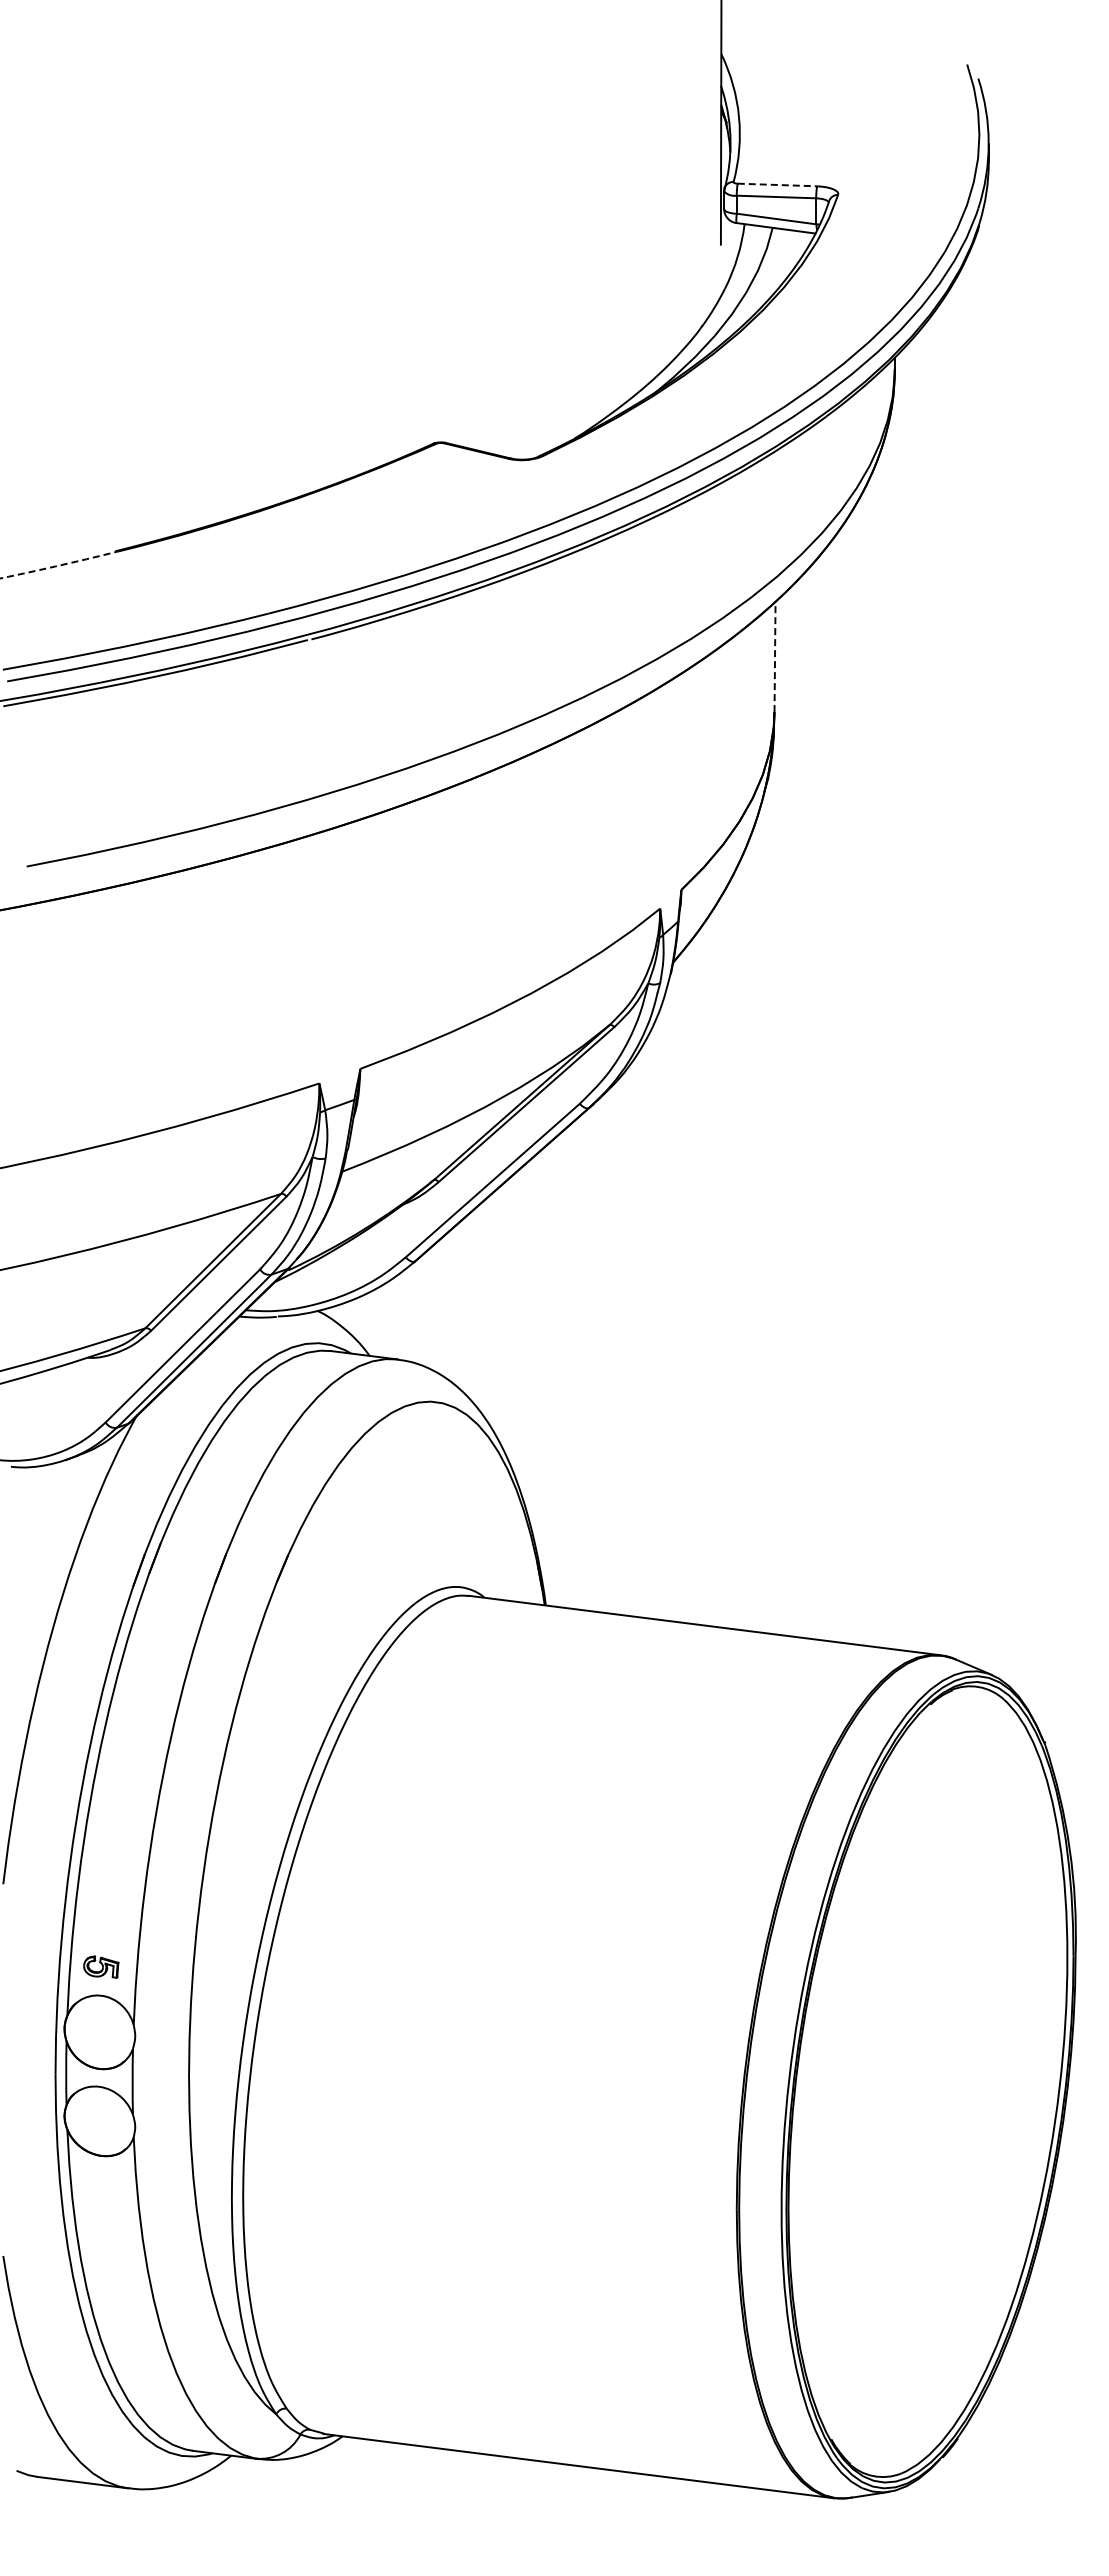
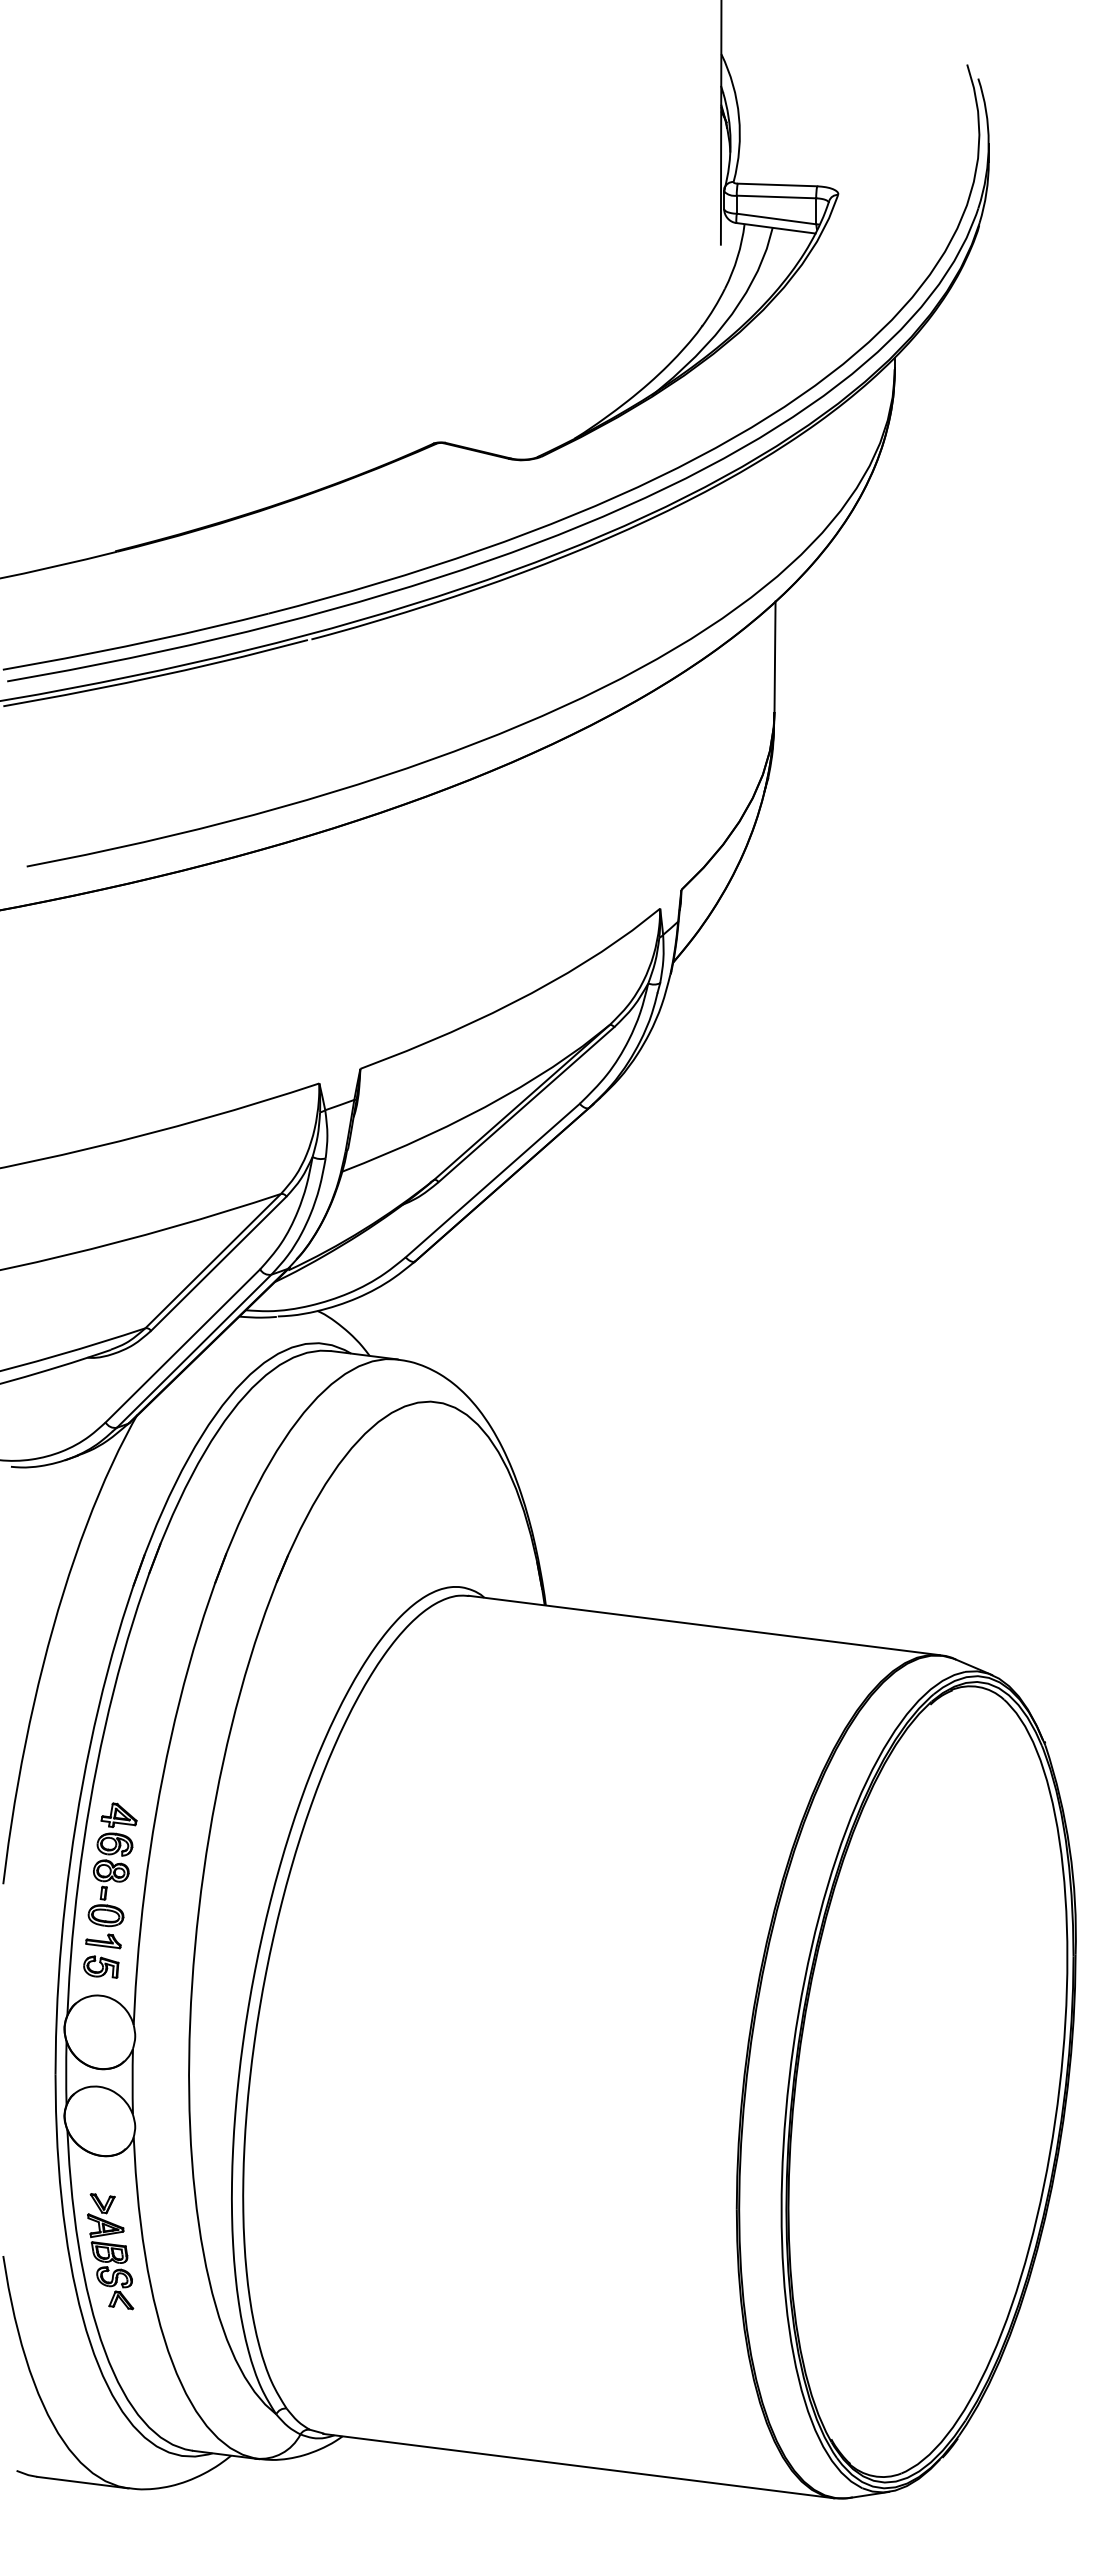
line: dashed -> solid (777, 185)
arc: dashed -> solid (59, 565)
line: dashed -> solid (775, 656)
part: none -> present (111, 1875)
part: none -> present (110, 2251)
